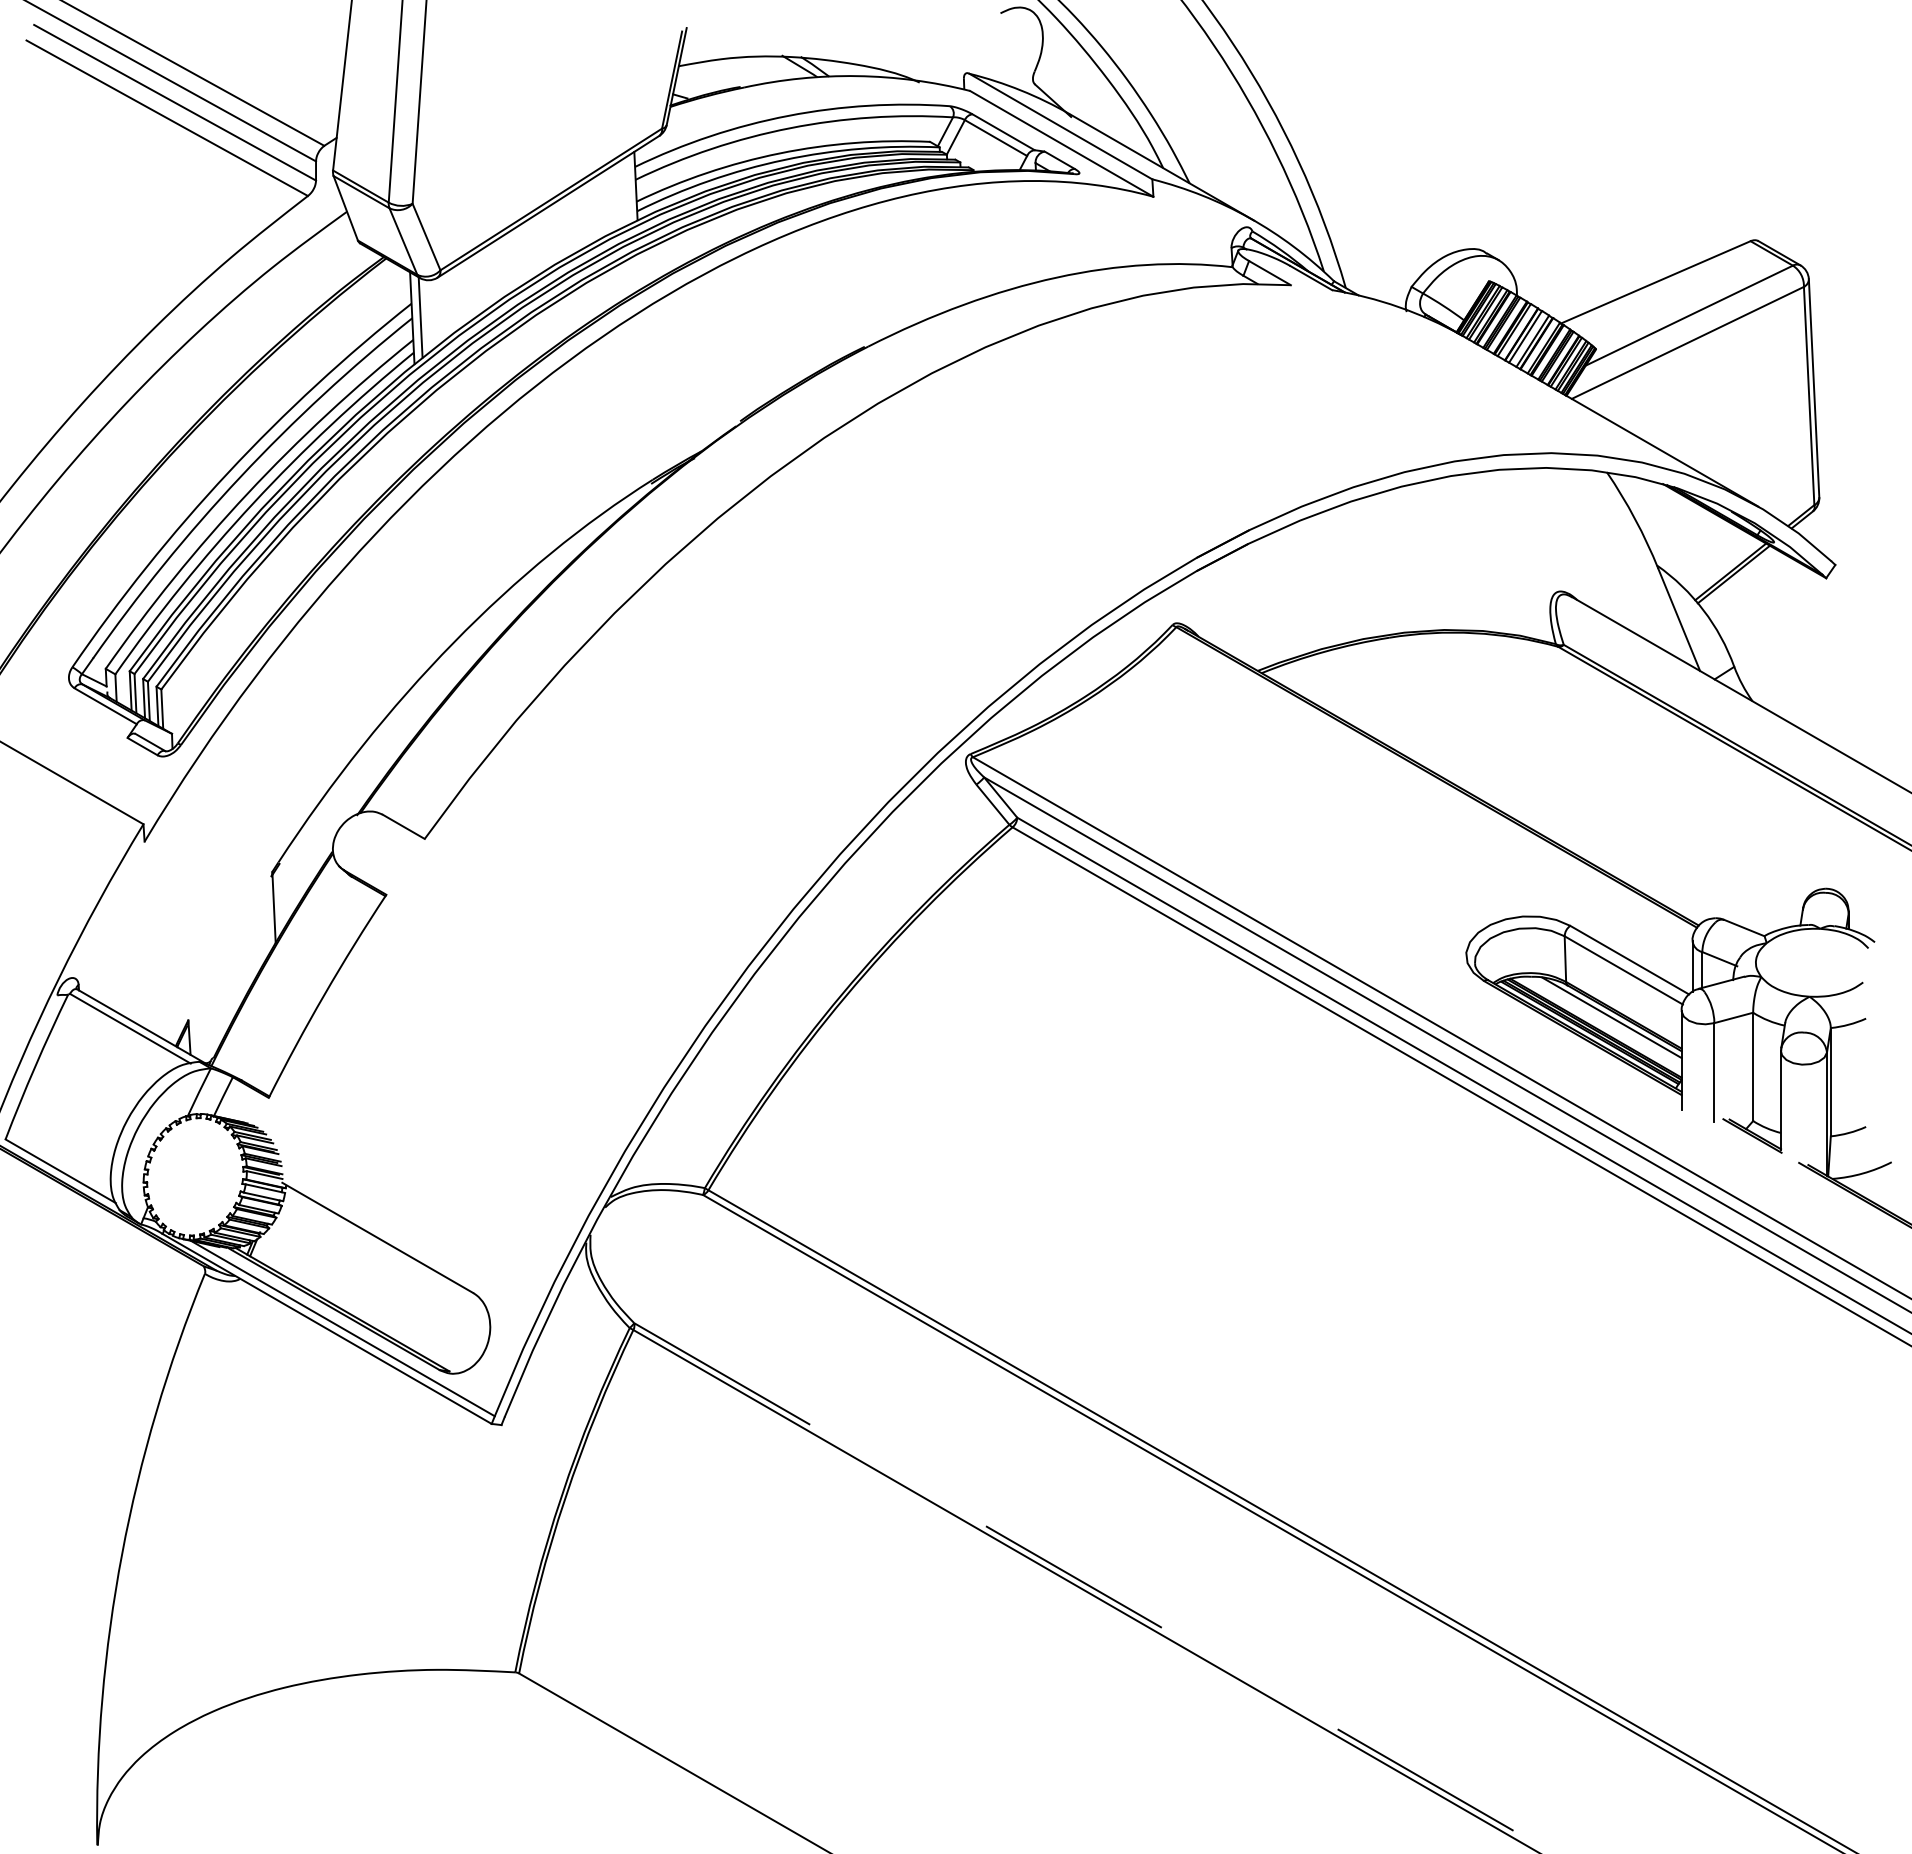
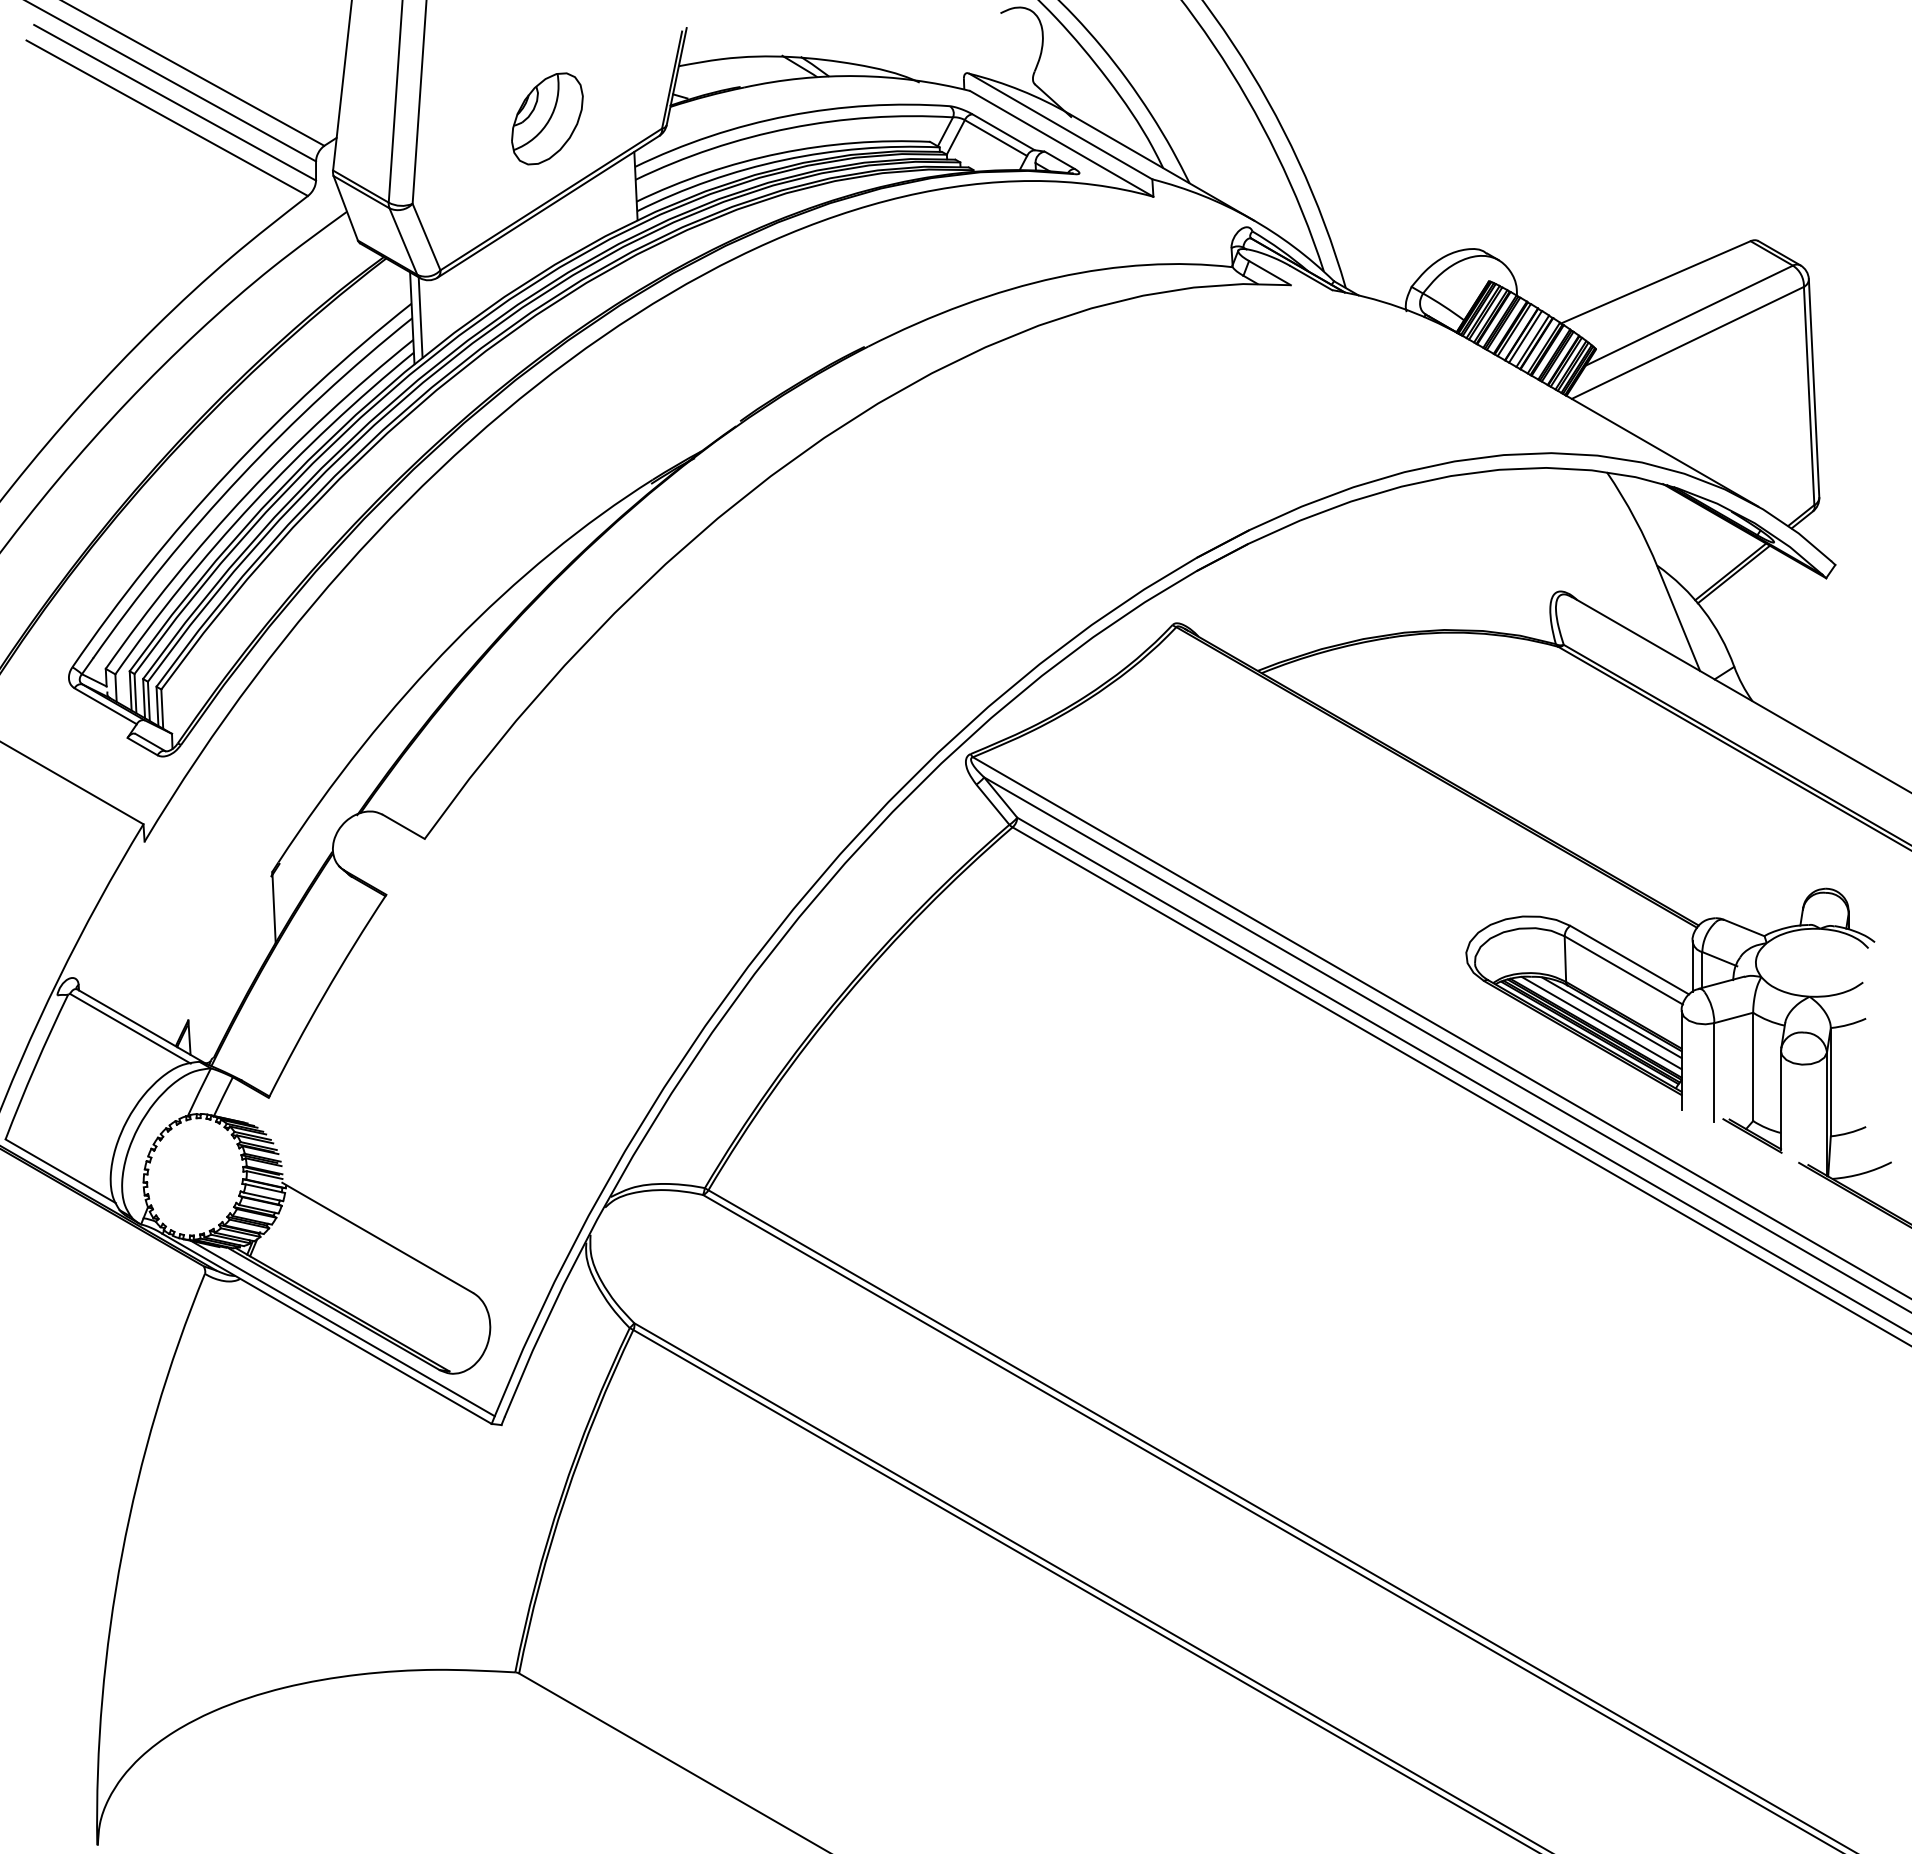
part: none -> present (547, 118)
line: none -> present (1601, 1023)
line: dashed -> solid (1094, 1588)
